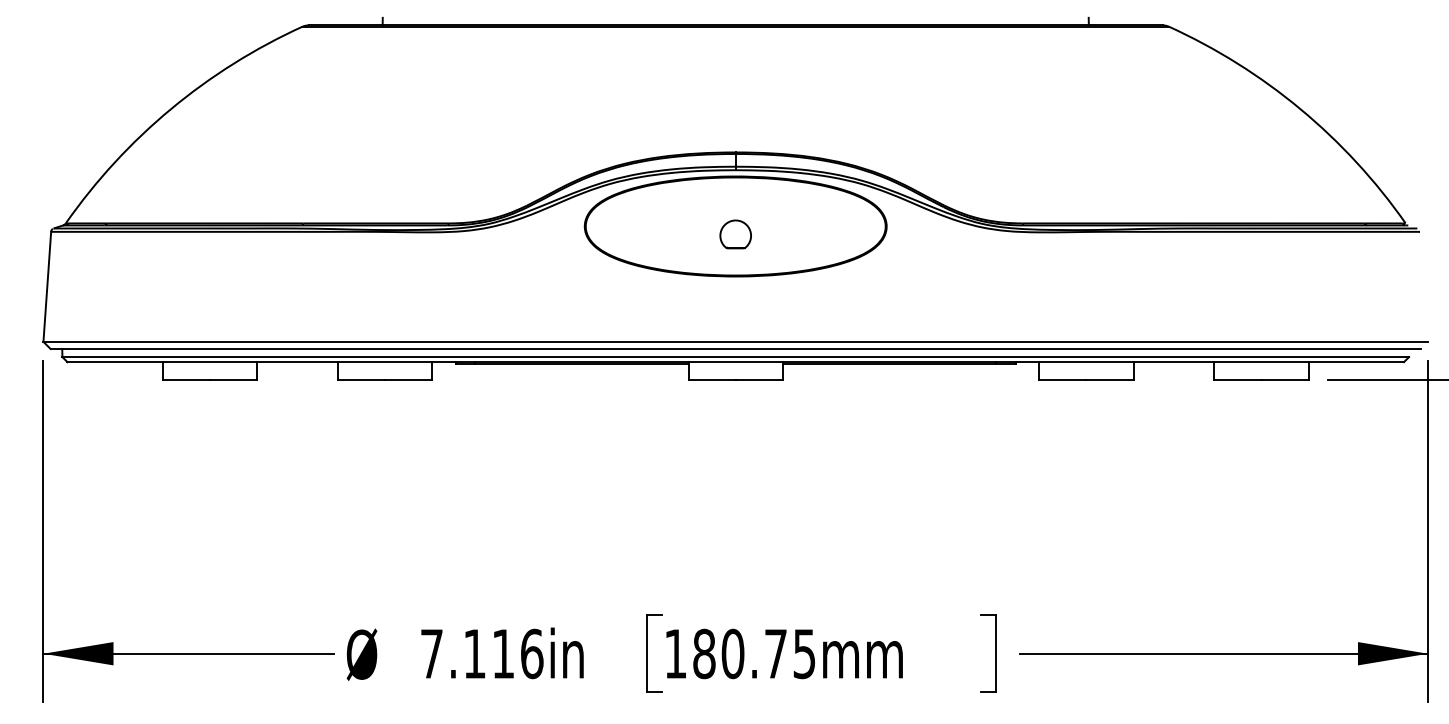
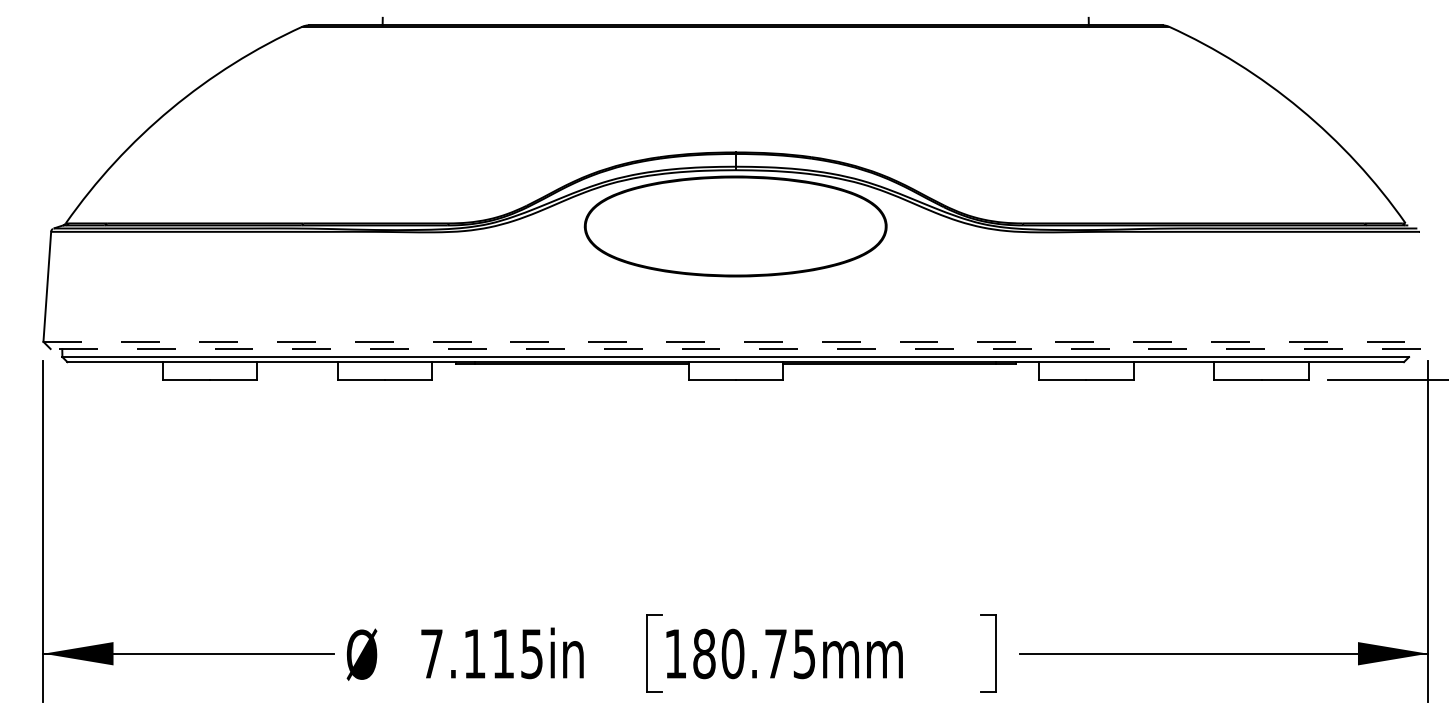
part: present -> none (735, 234)
line: solid -> dashed (736, 341)
line: solid -> dashed (735, 349)
text: 7.116in -> 7.115in (532, 653)
